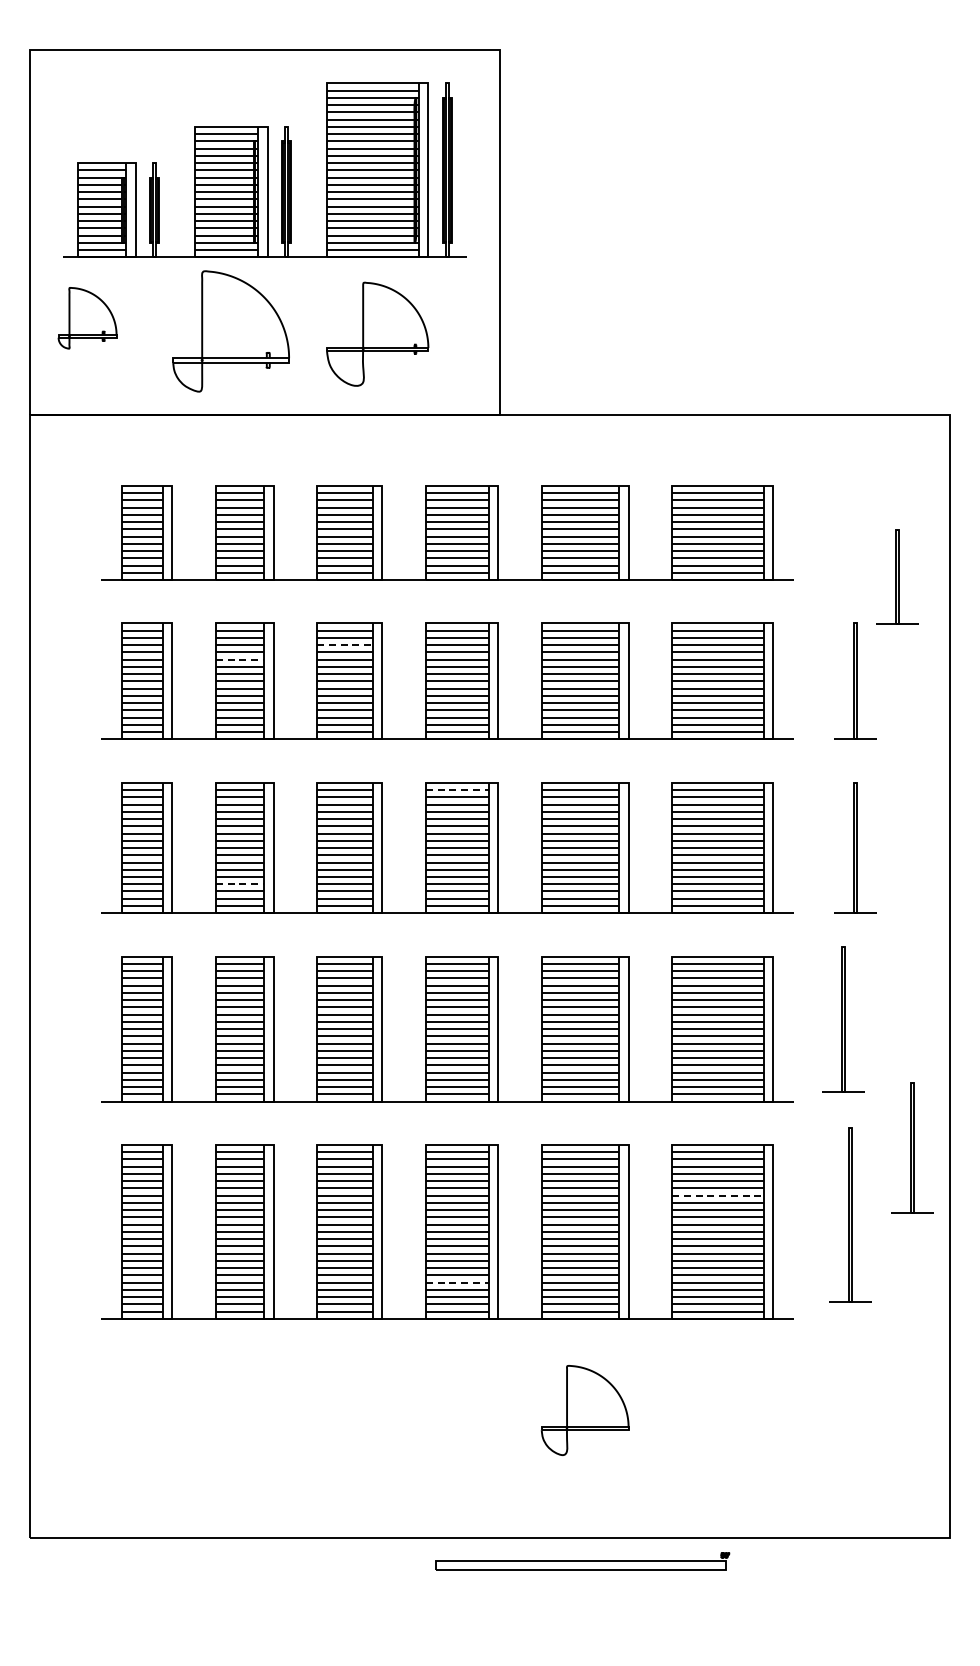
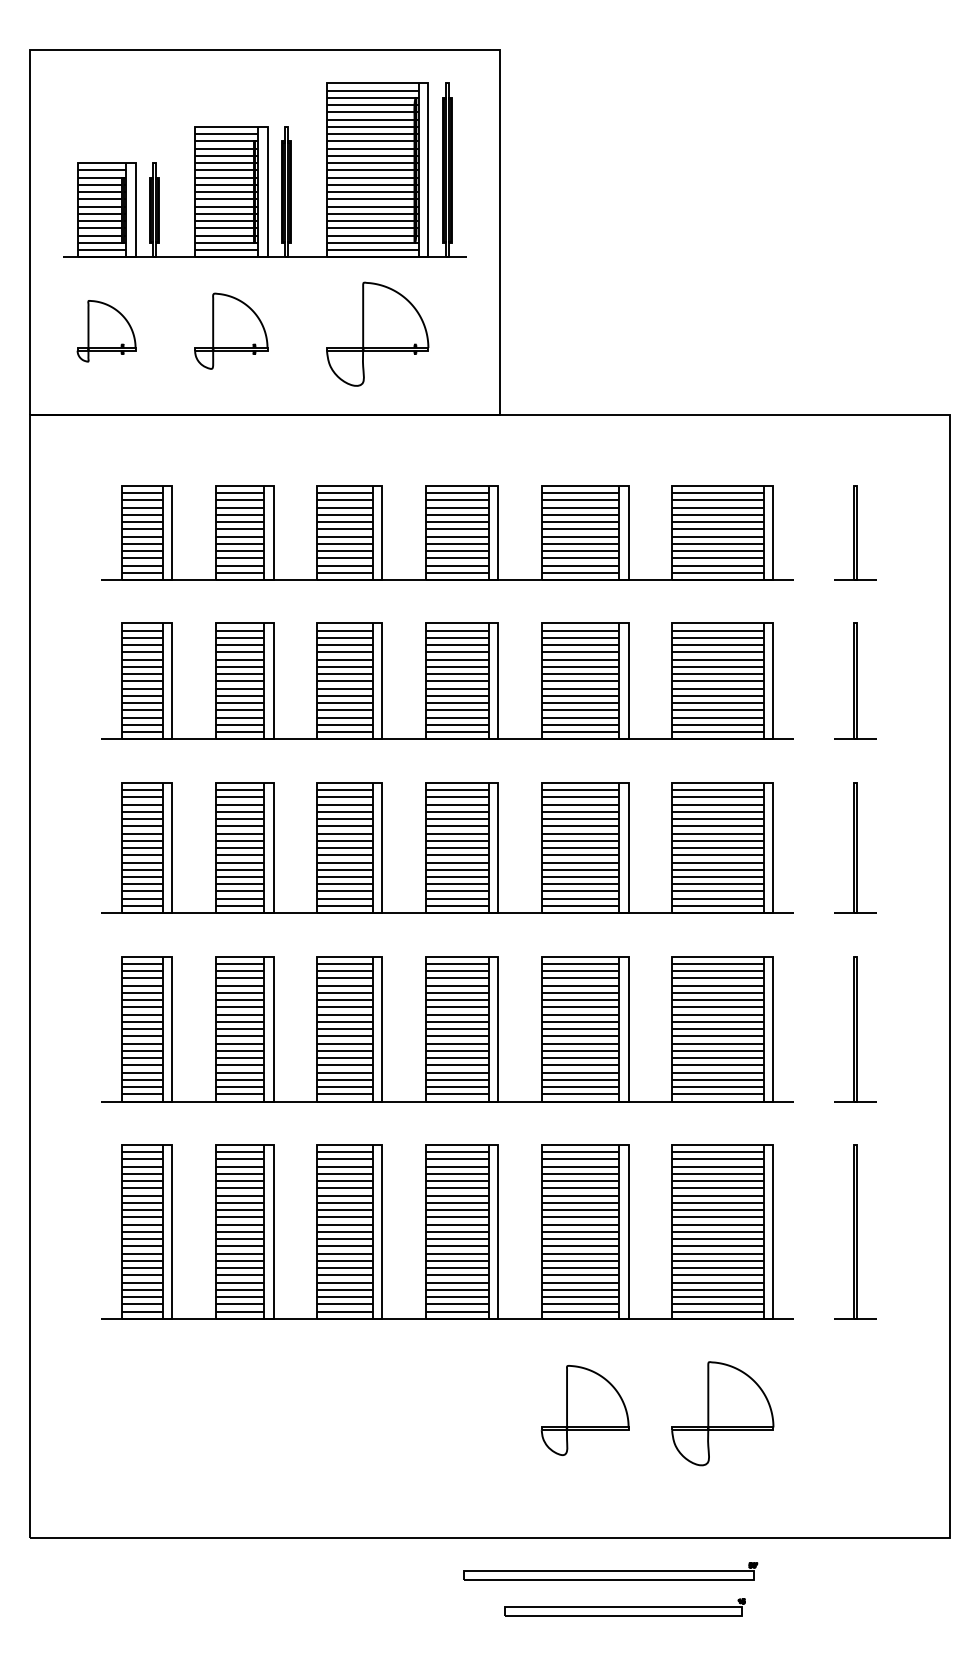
part position: (87, 318) -> (106, 331) (106, 331)
part size: 118x123 px -> 75x78 px (231, 330)
part position: (897, 576) -> (855, 532) (855, 532)
line: dashed -> solid (344, 645)
line: dashed -> solid (240, 659)
line: dashed -> solid (457, 790)
line: dashed -> solid (240, 884)
part position: (843, 1019) -> (855, 1029) (855, 1029)
part: present -> none (912, 1147)
line: dashed -> solid (717, 1195)
part position: (850, 1214) -> (855, 1231) (855, 1231)
line: dashed -> solid (457, 1282)
part: none -> present (722, 1413)
part position: (582, 1561) -> (610, 1571) (610, 1571)
part: none -> present (624, 1607)
